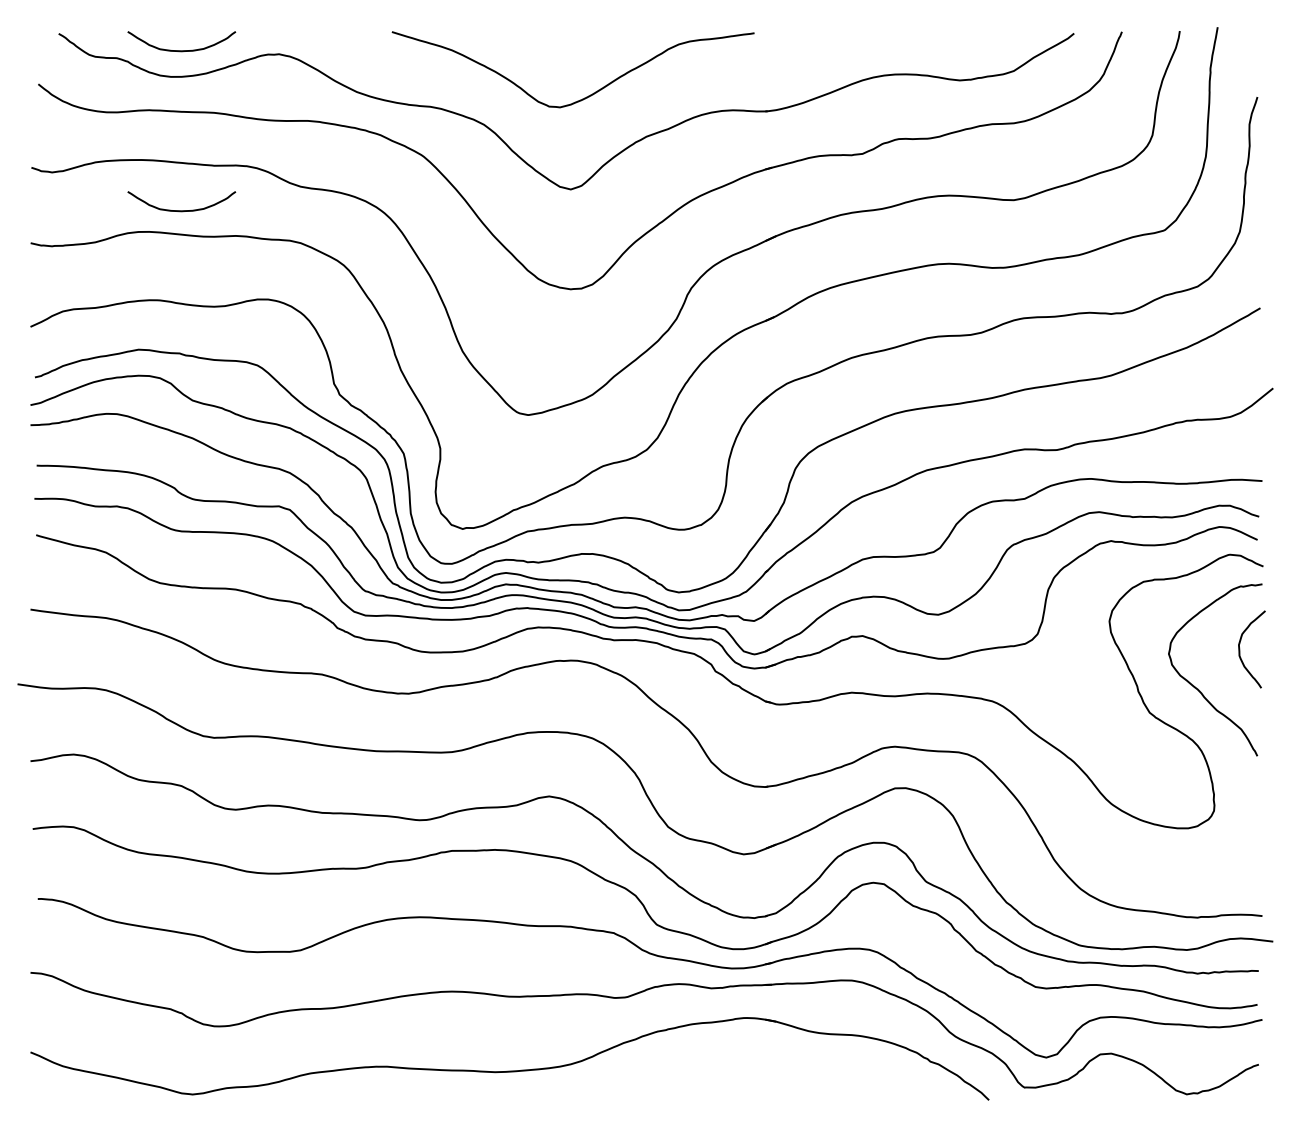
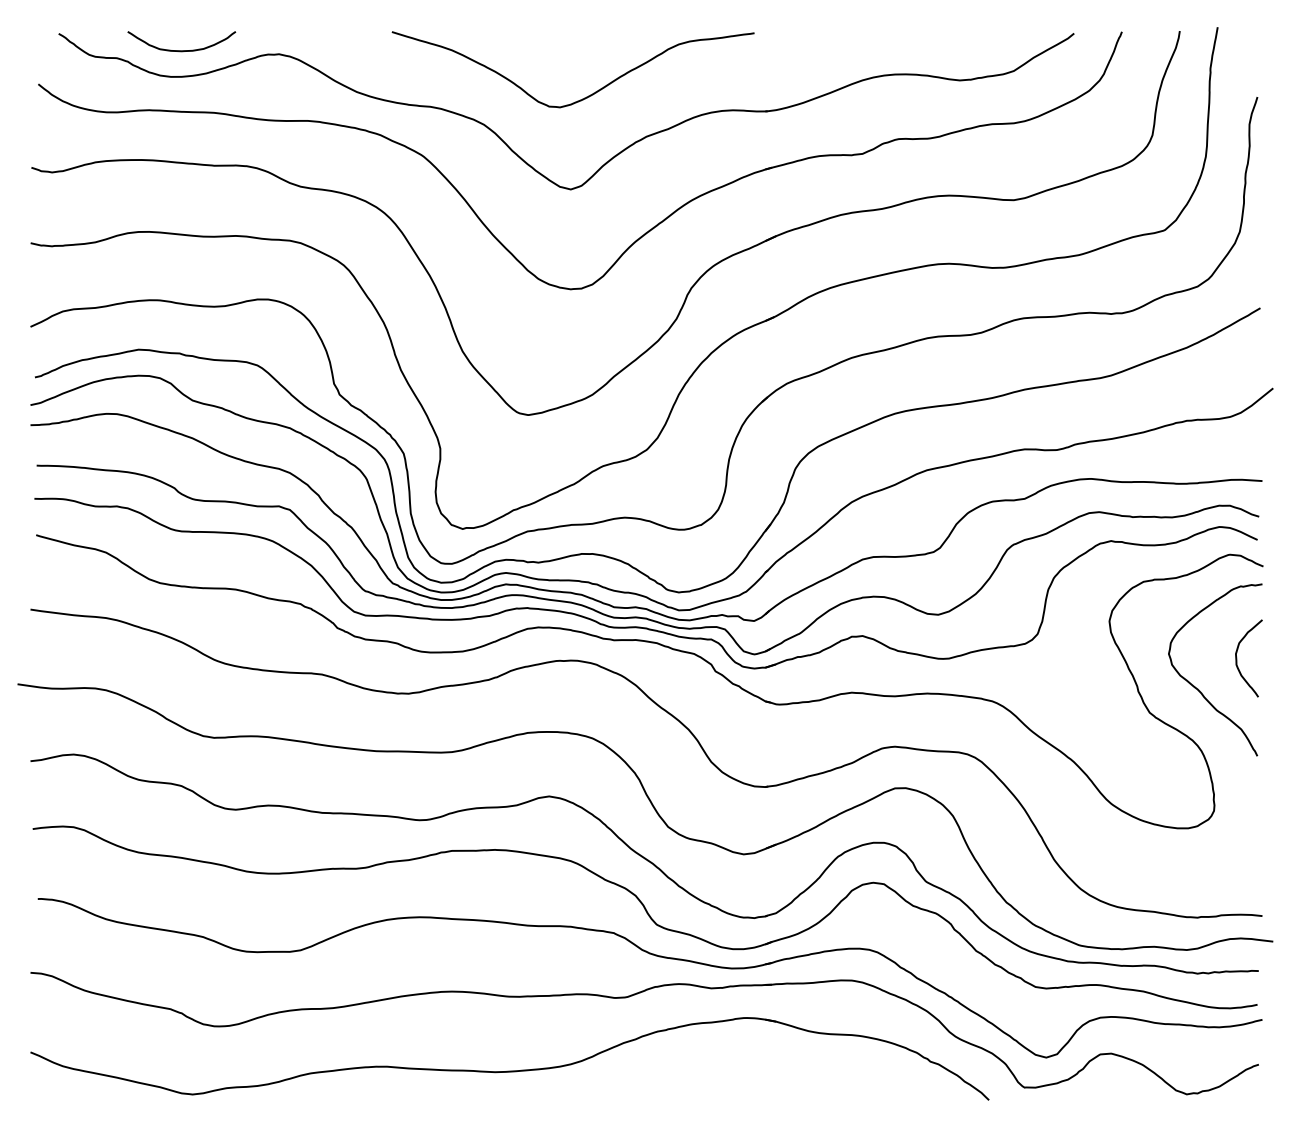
curve: present -> none (181, 210)
curve position: (1240, 649) -> (1237, 658) (1237, 658)
